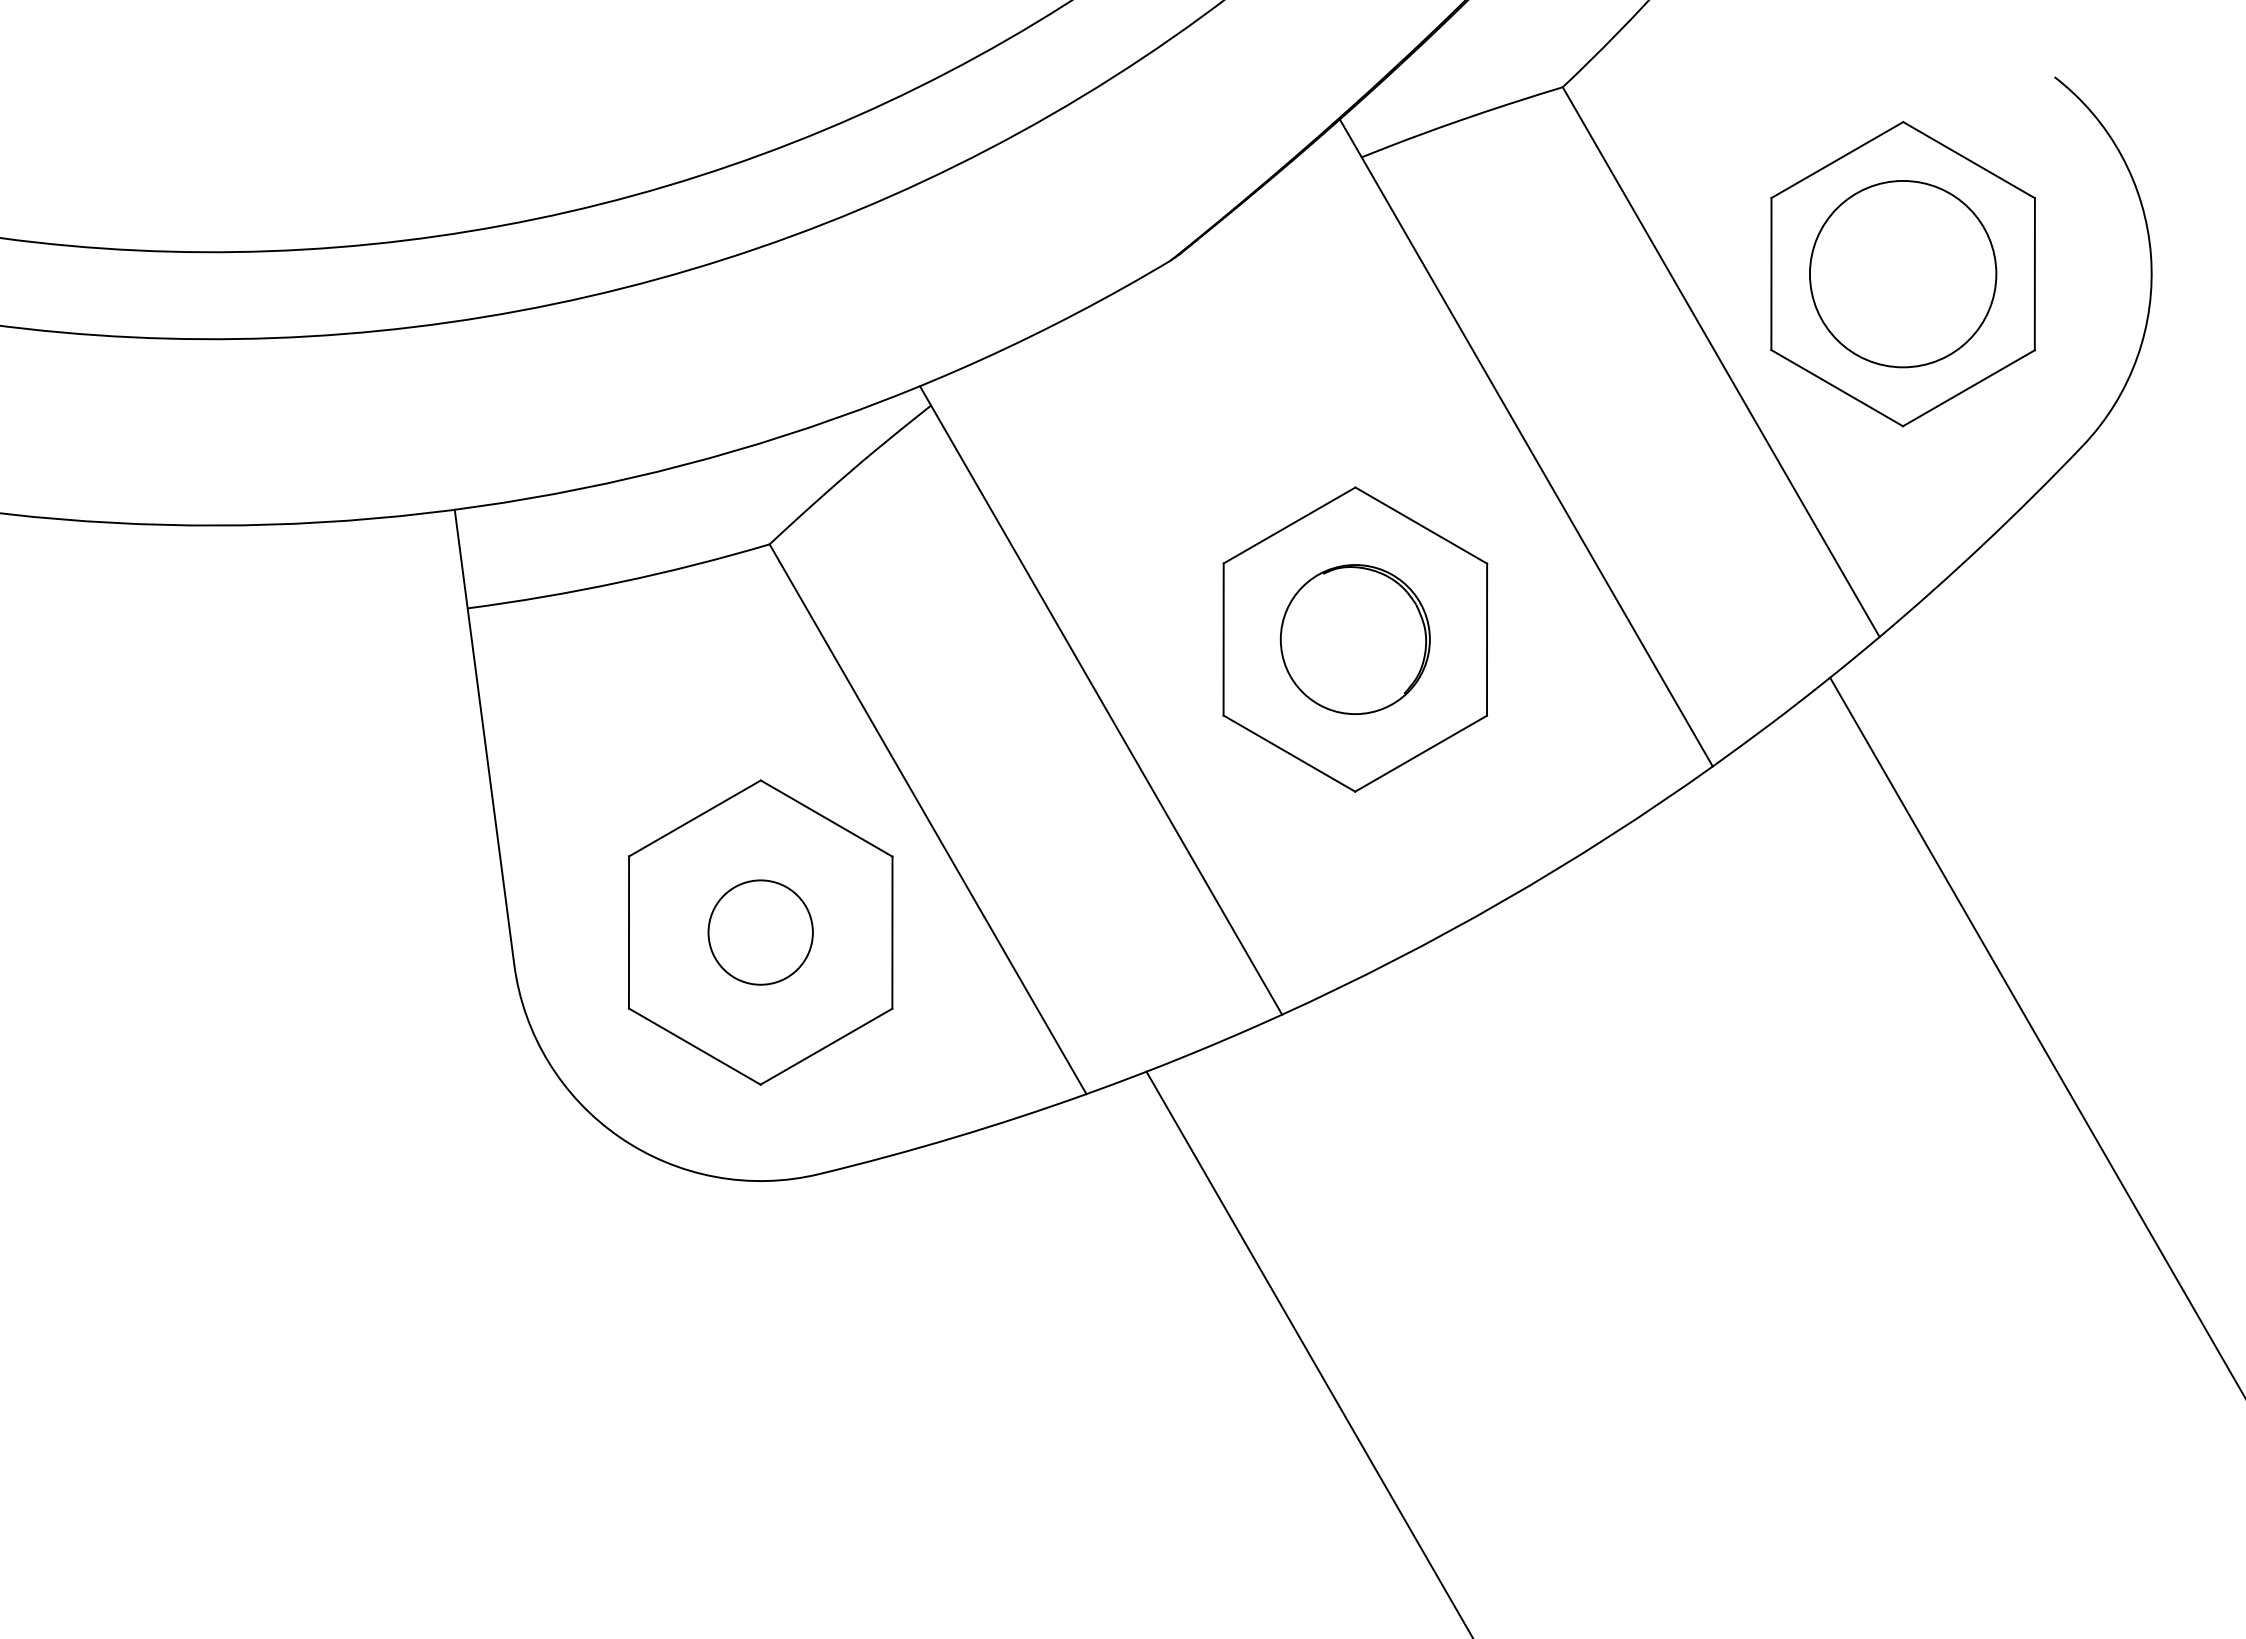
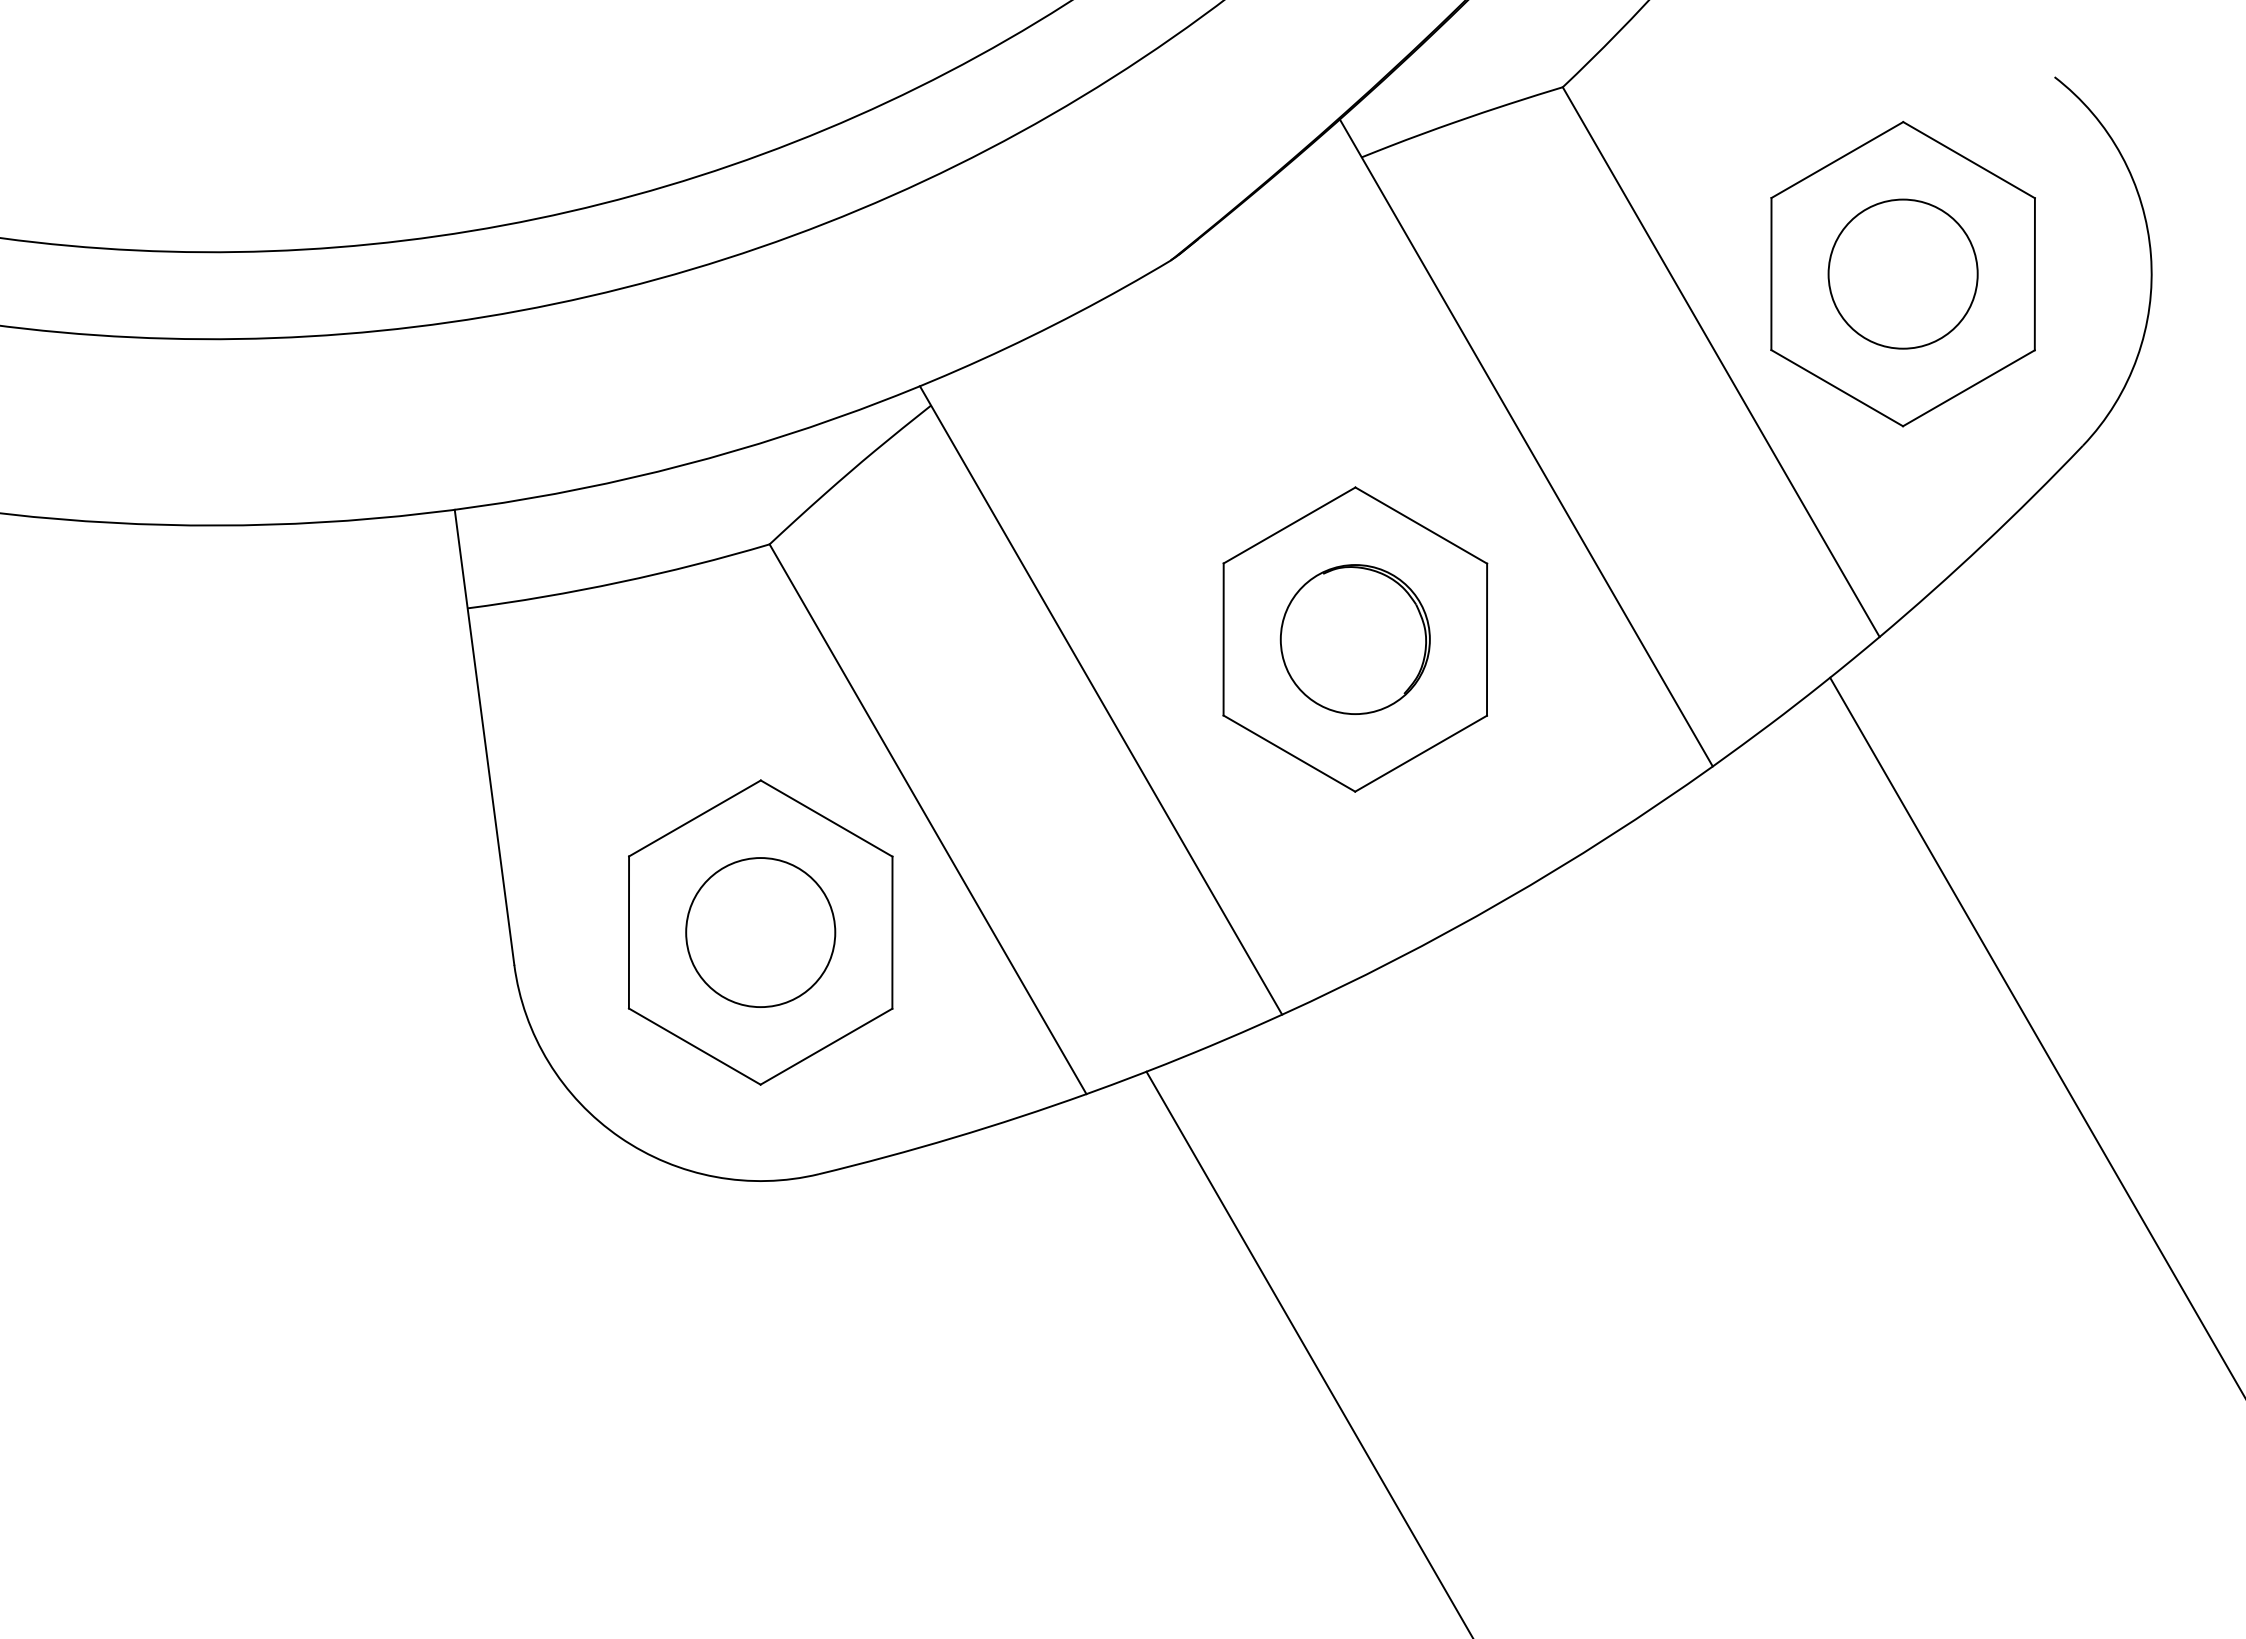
circle diameter: 186 px -> 149 px (1902, 273)
circle diameter: 104 px -> 149 px (760, 932)
